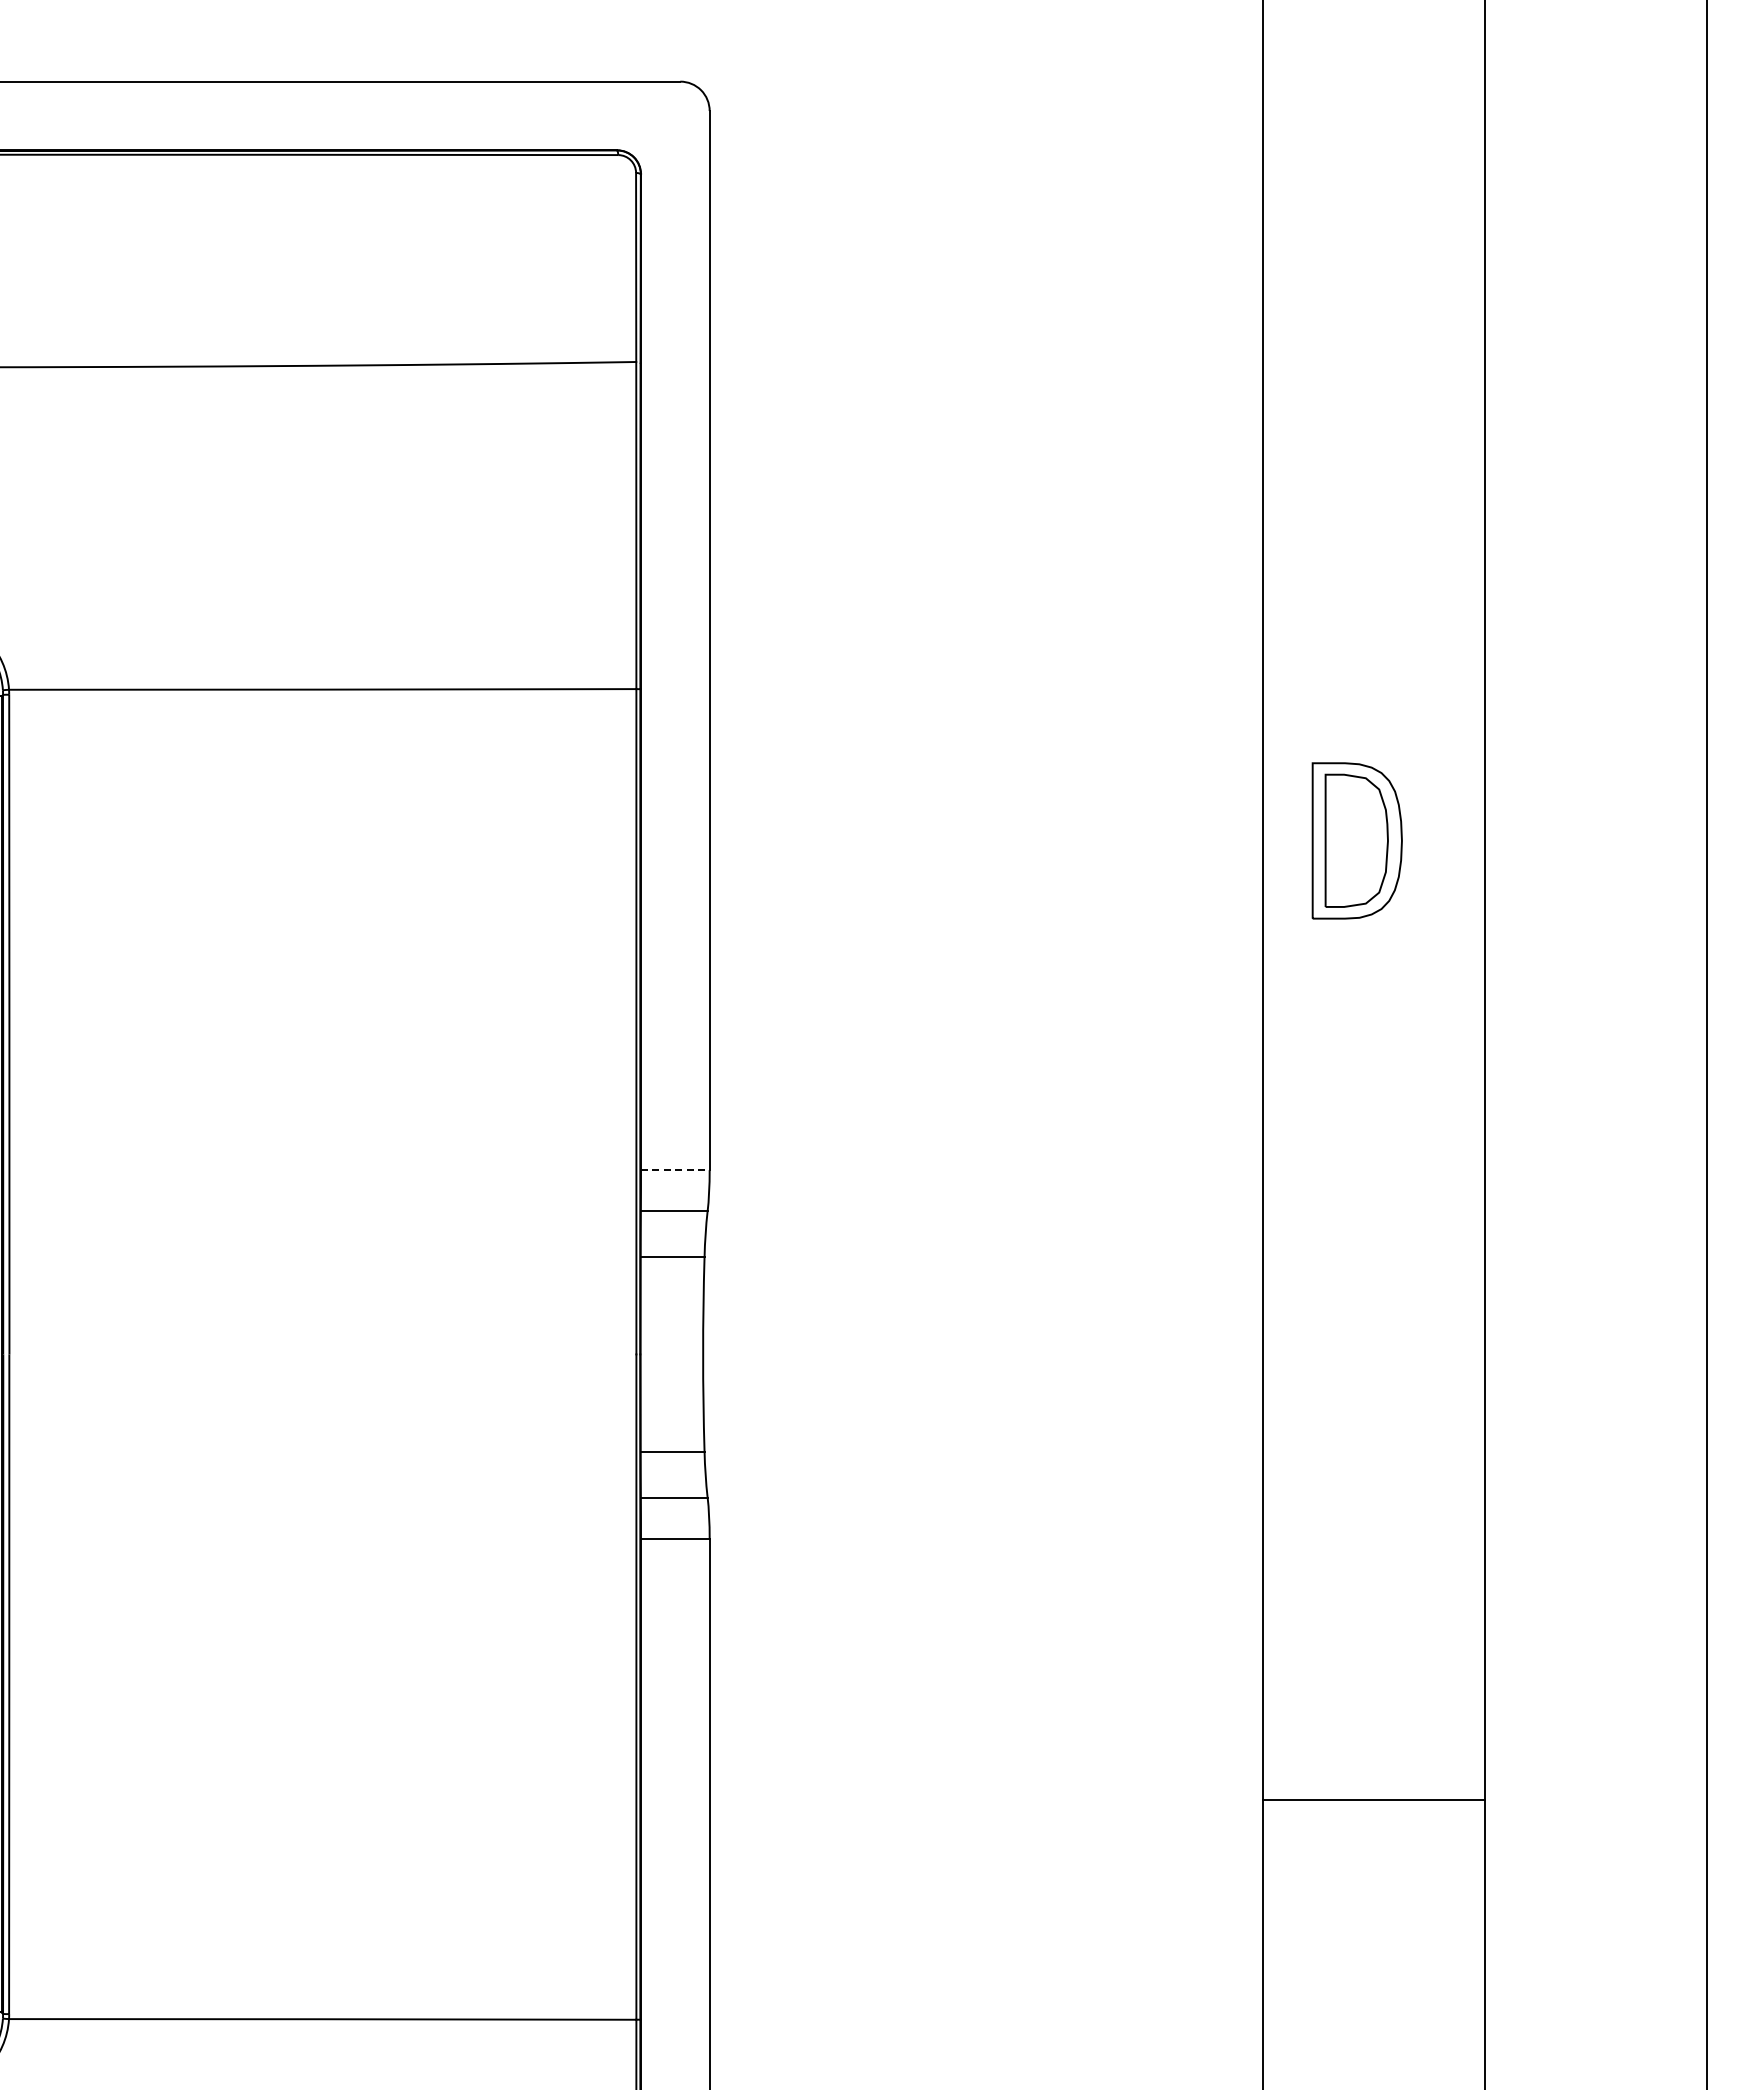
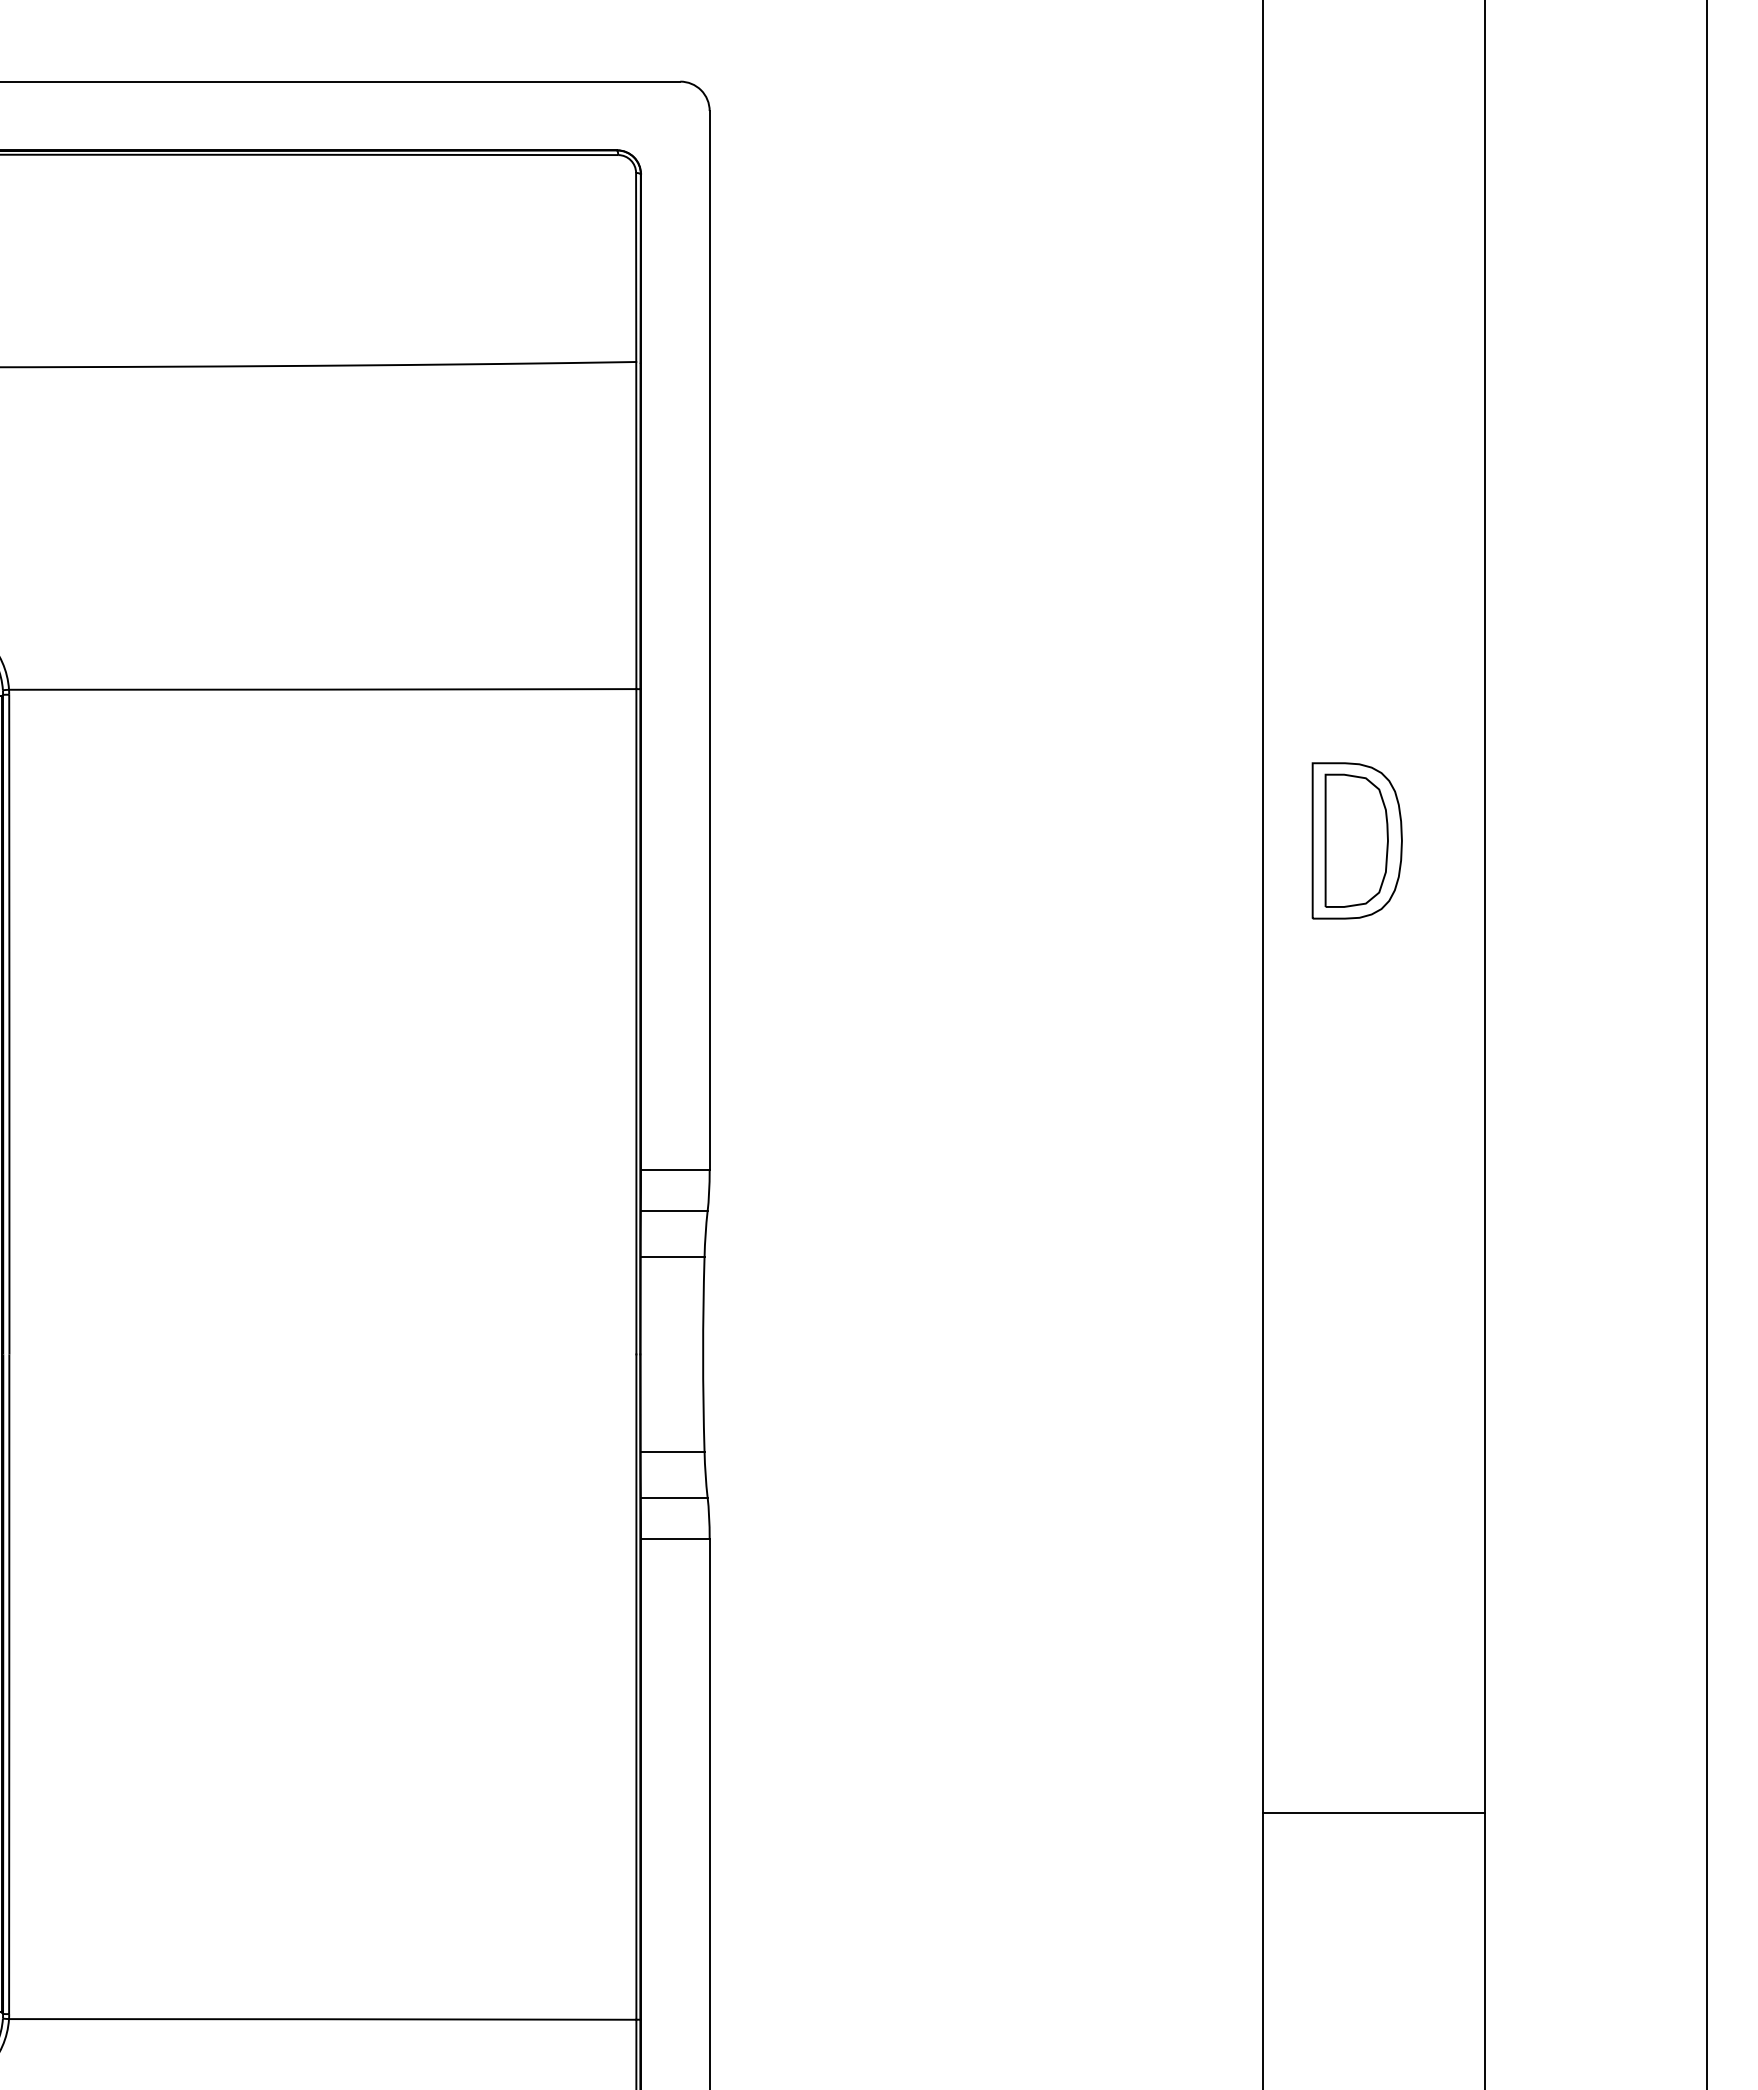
line: dashed -> solid (675, 1170)
line position: (1374, 1800) -> (1374, 1813) (1374, 1813)
